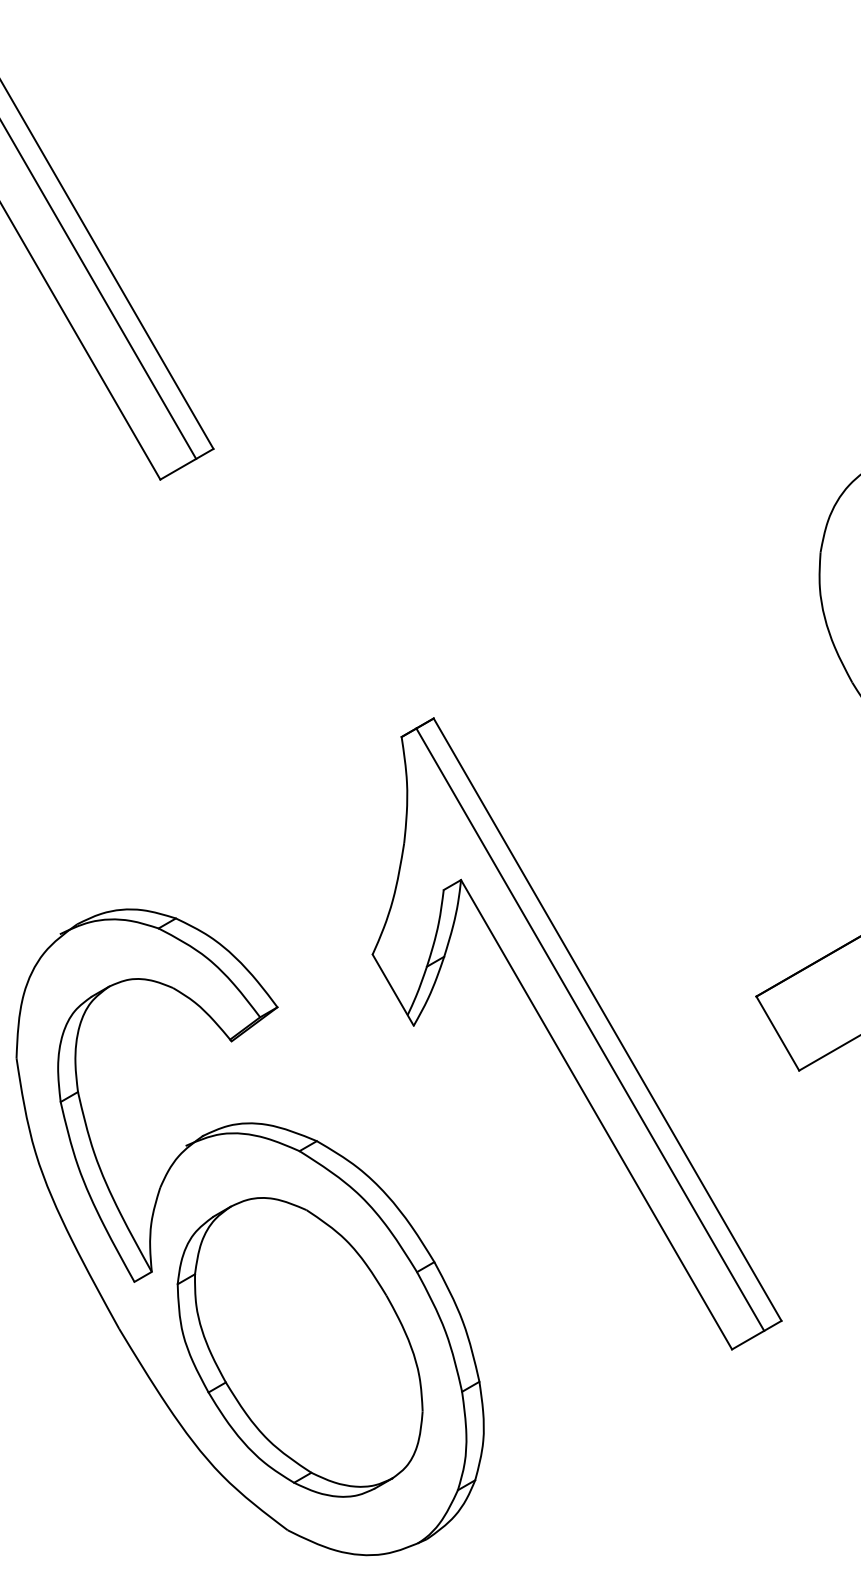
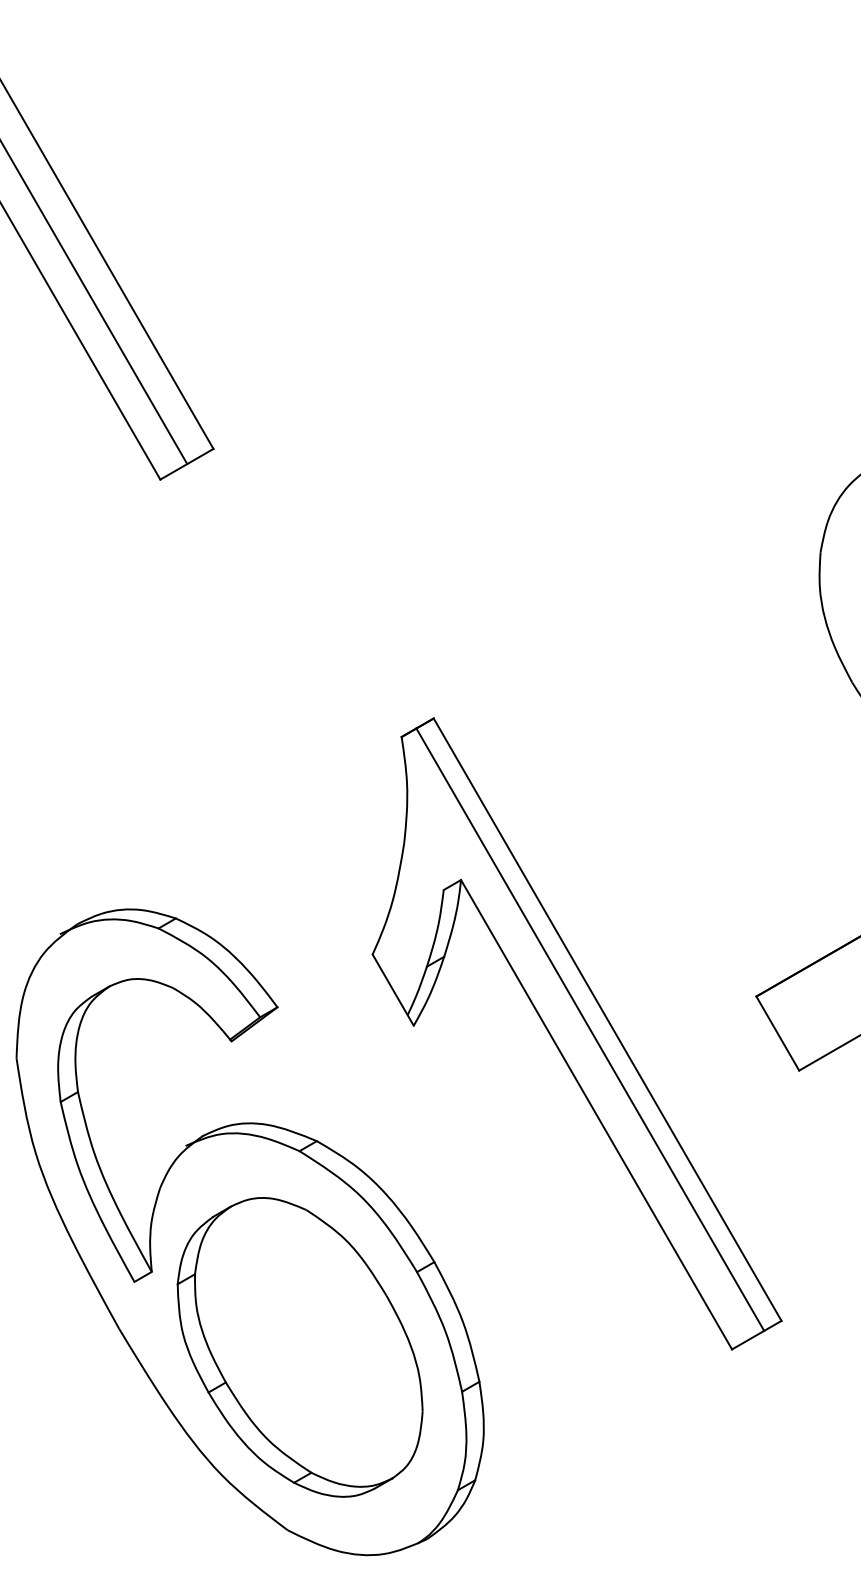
line position: (99, 290) -> (94, 303) (94, 303)
